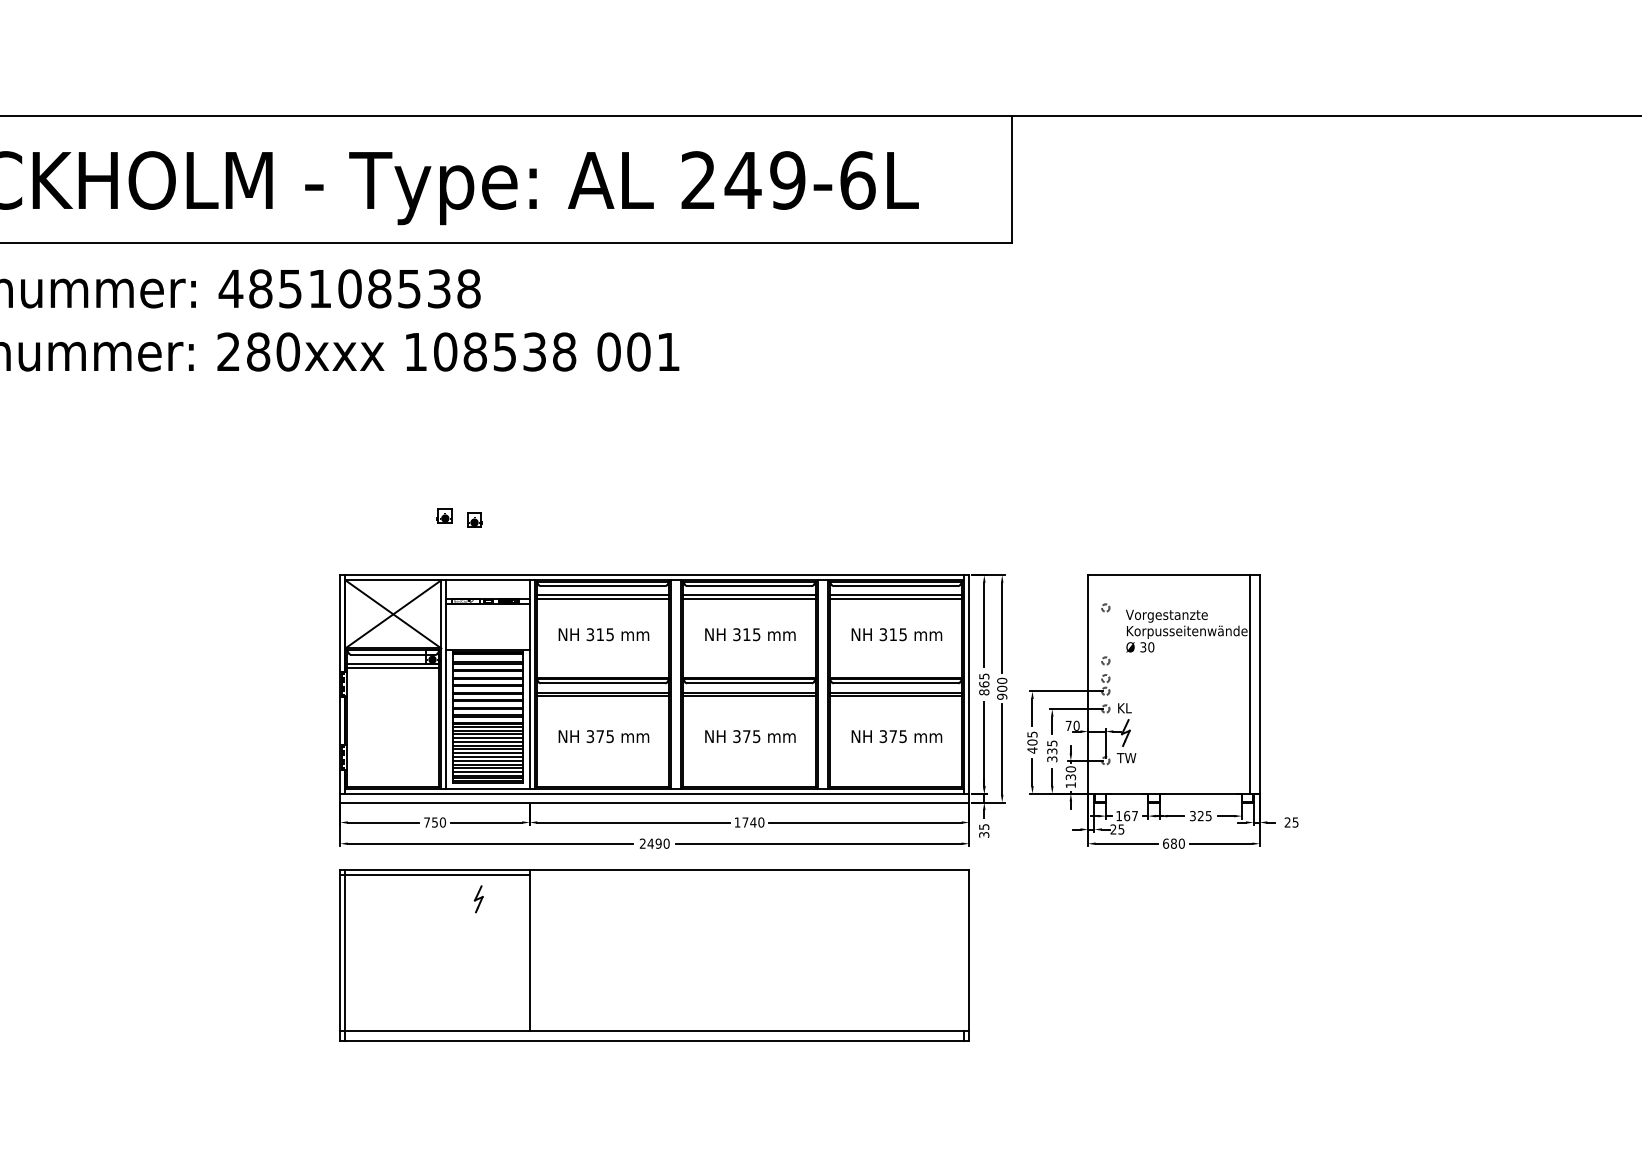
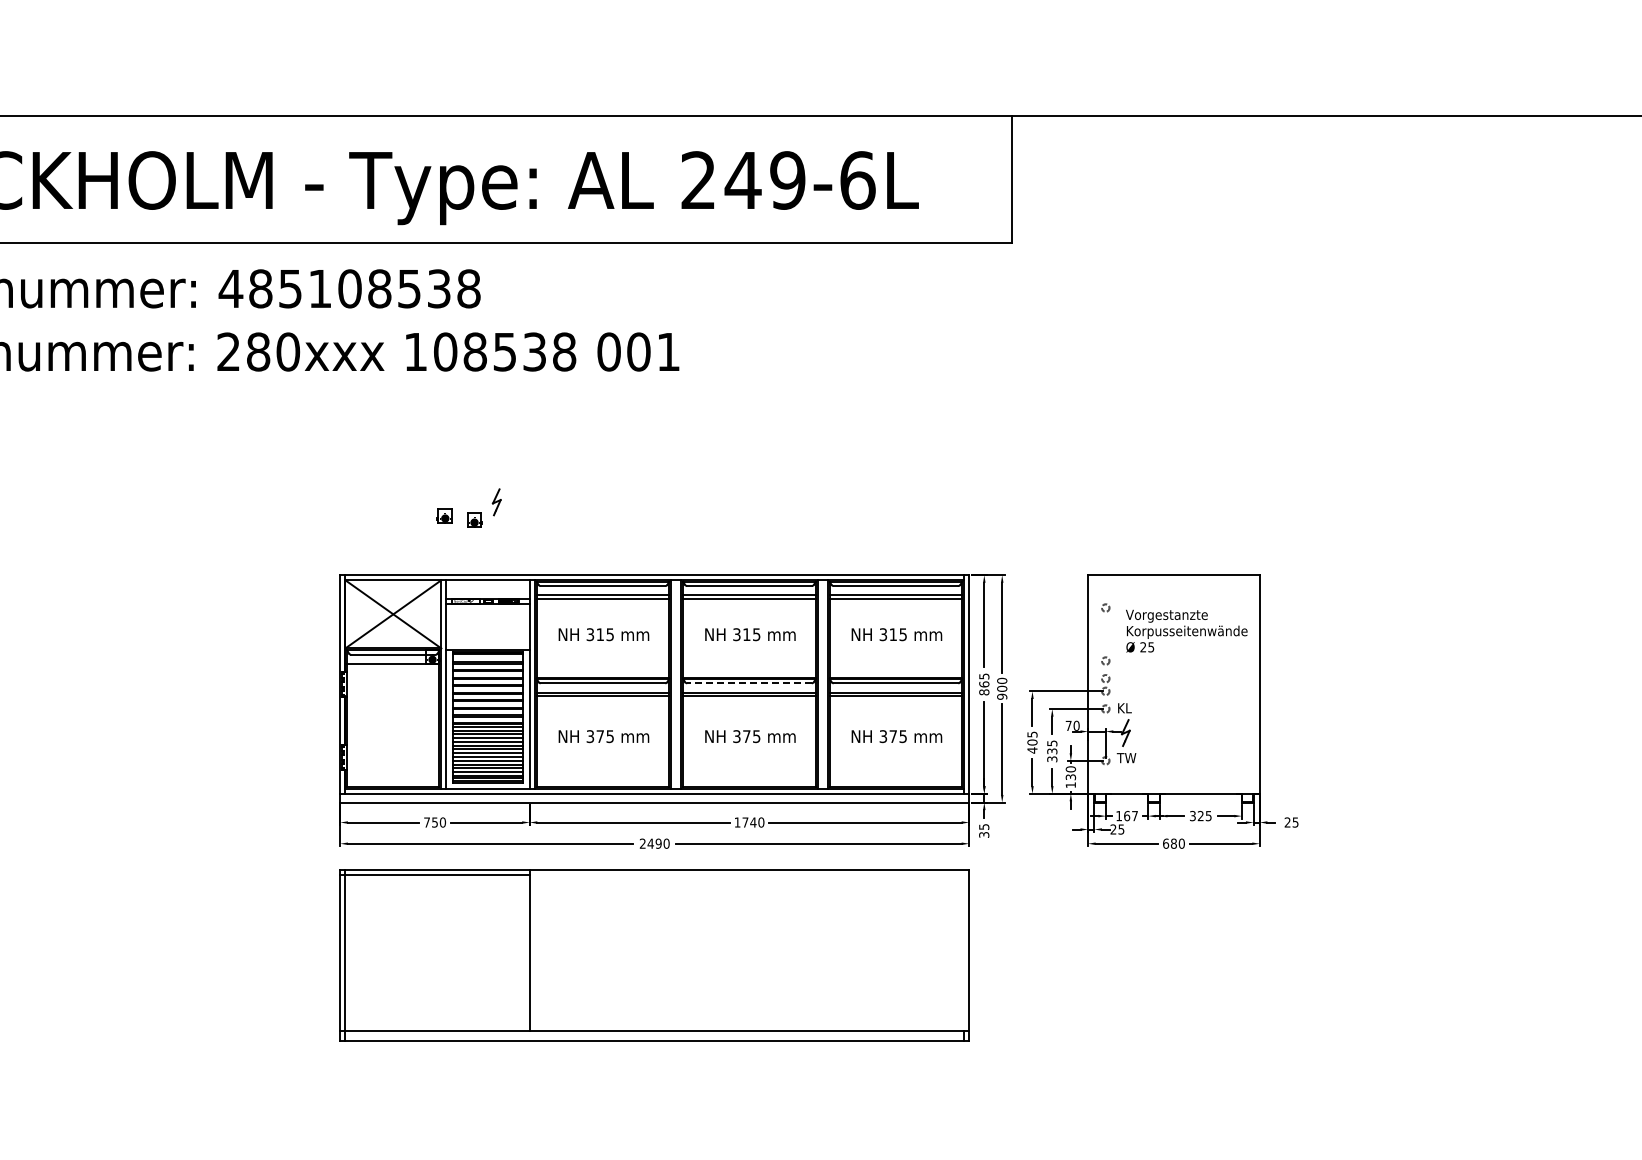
text: 30 -> 25 (1147, 647)
line: present -> none (393, 668)
line: solid -> dashed (748, 683)
line: present -> none (1249, 684)
part position: (478, 899) -> (496, 502) (496, 502)
